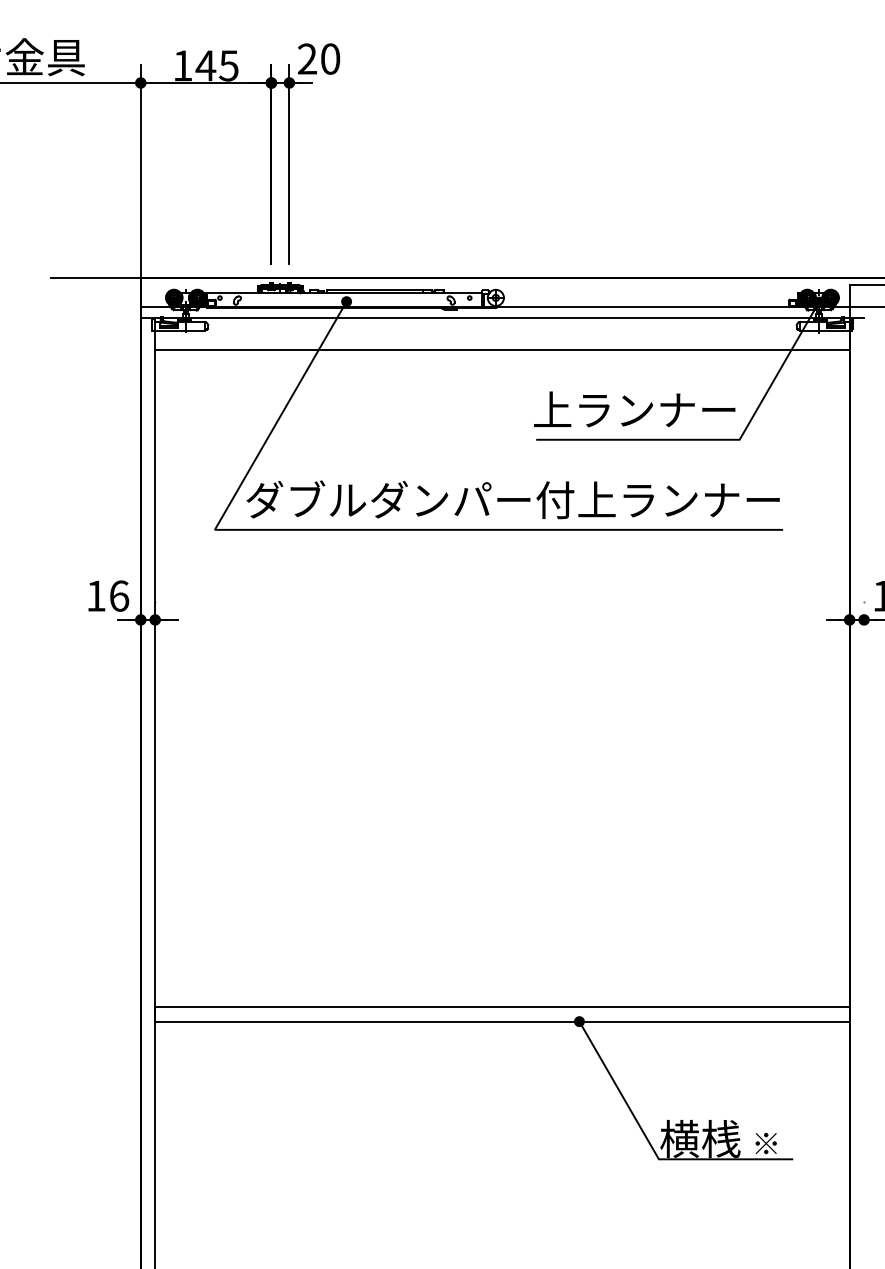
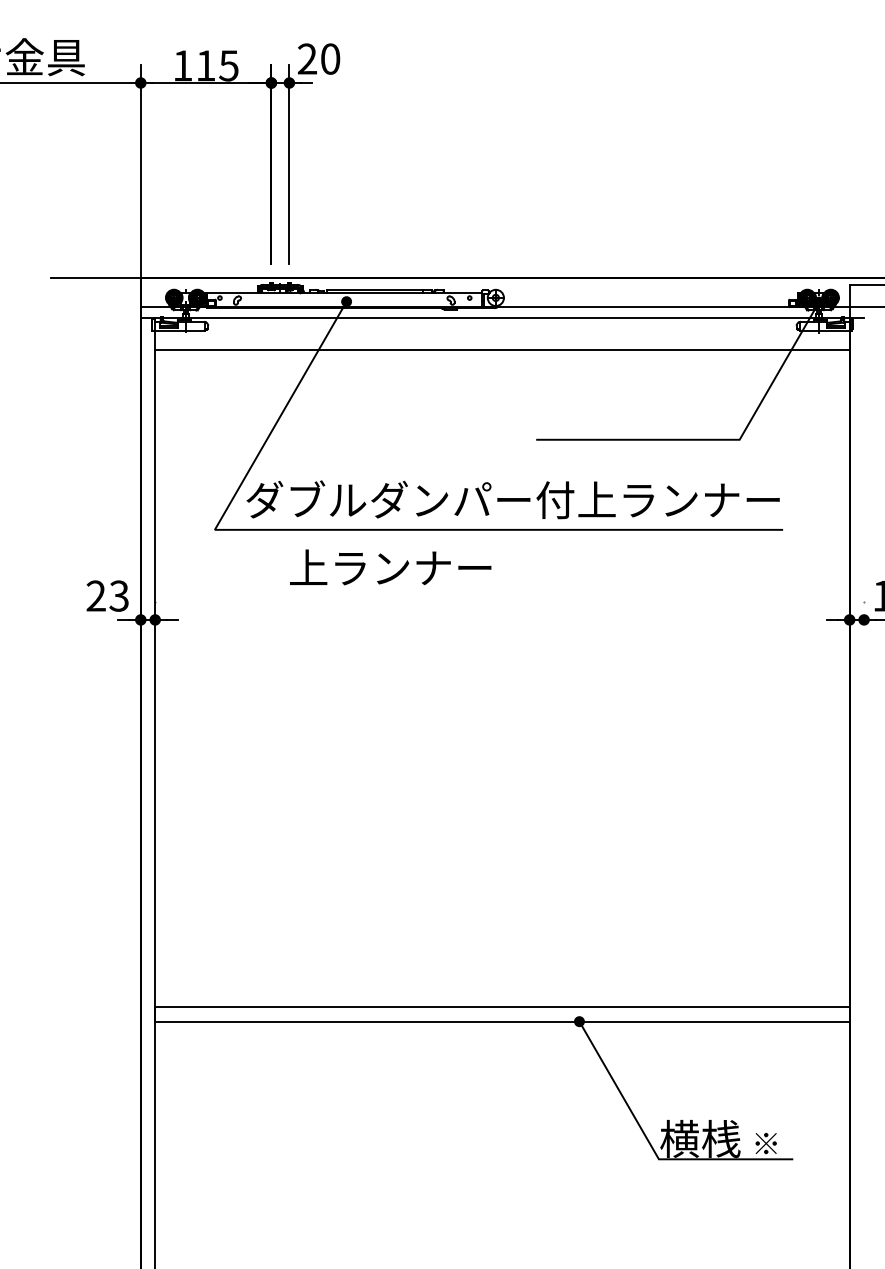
text: 145 -> 115 (205, 65)
text position: (634, 409) -> (390, 567) (390, 567)
text: 16 -> 23 (107, 595)
